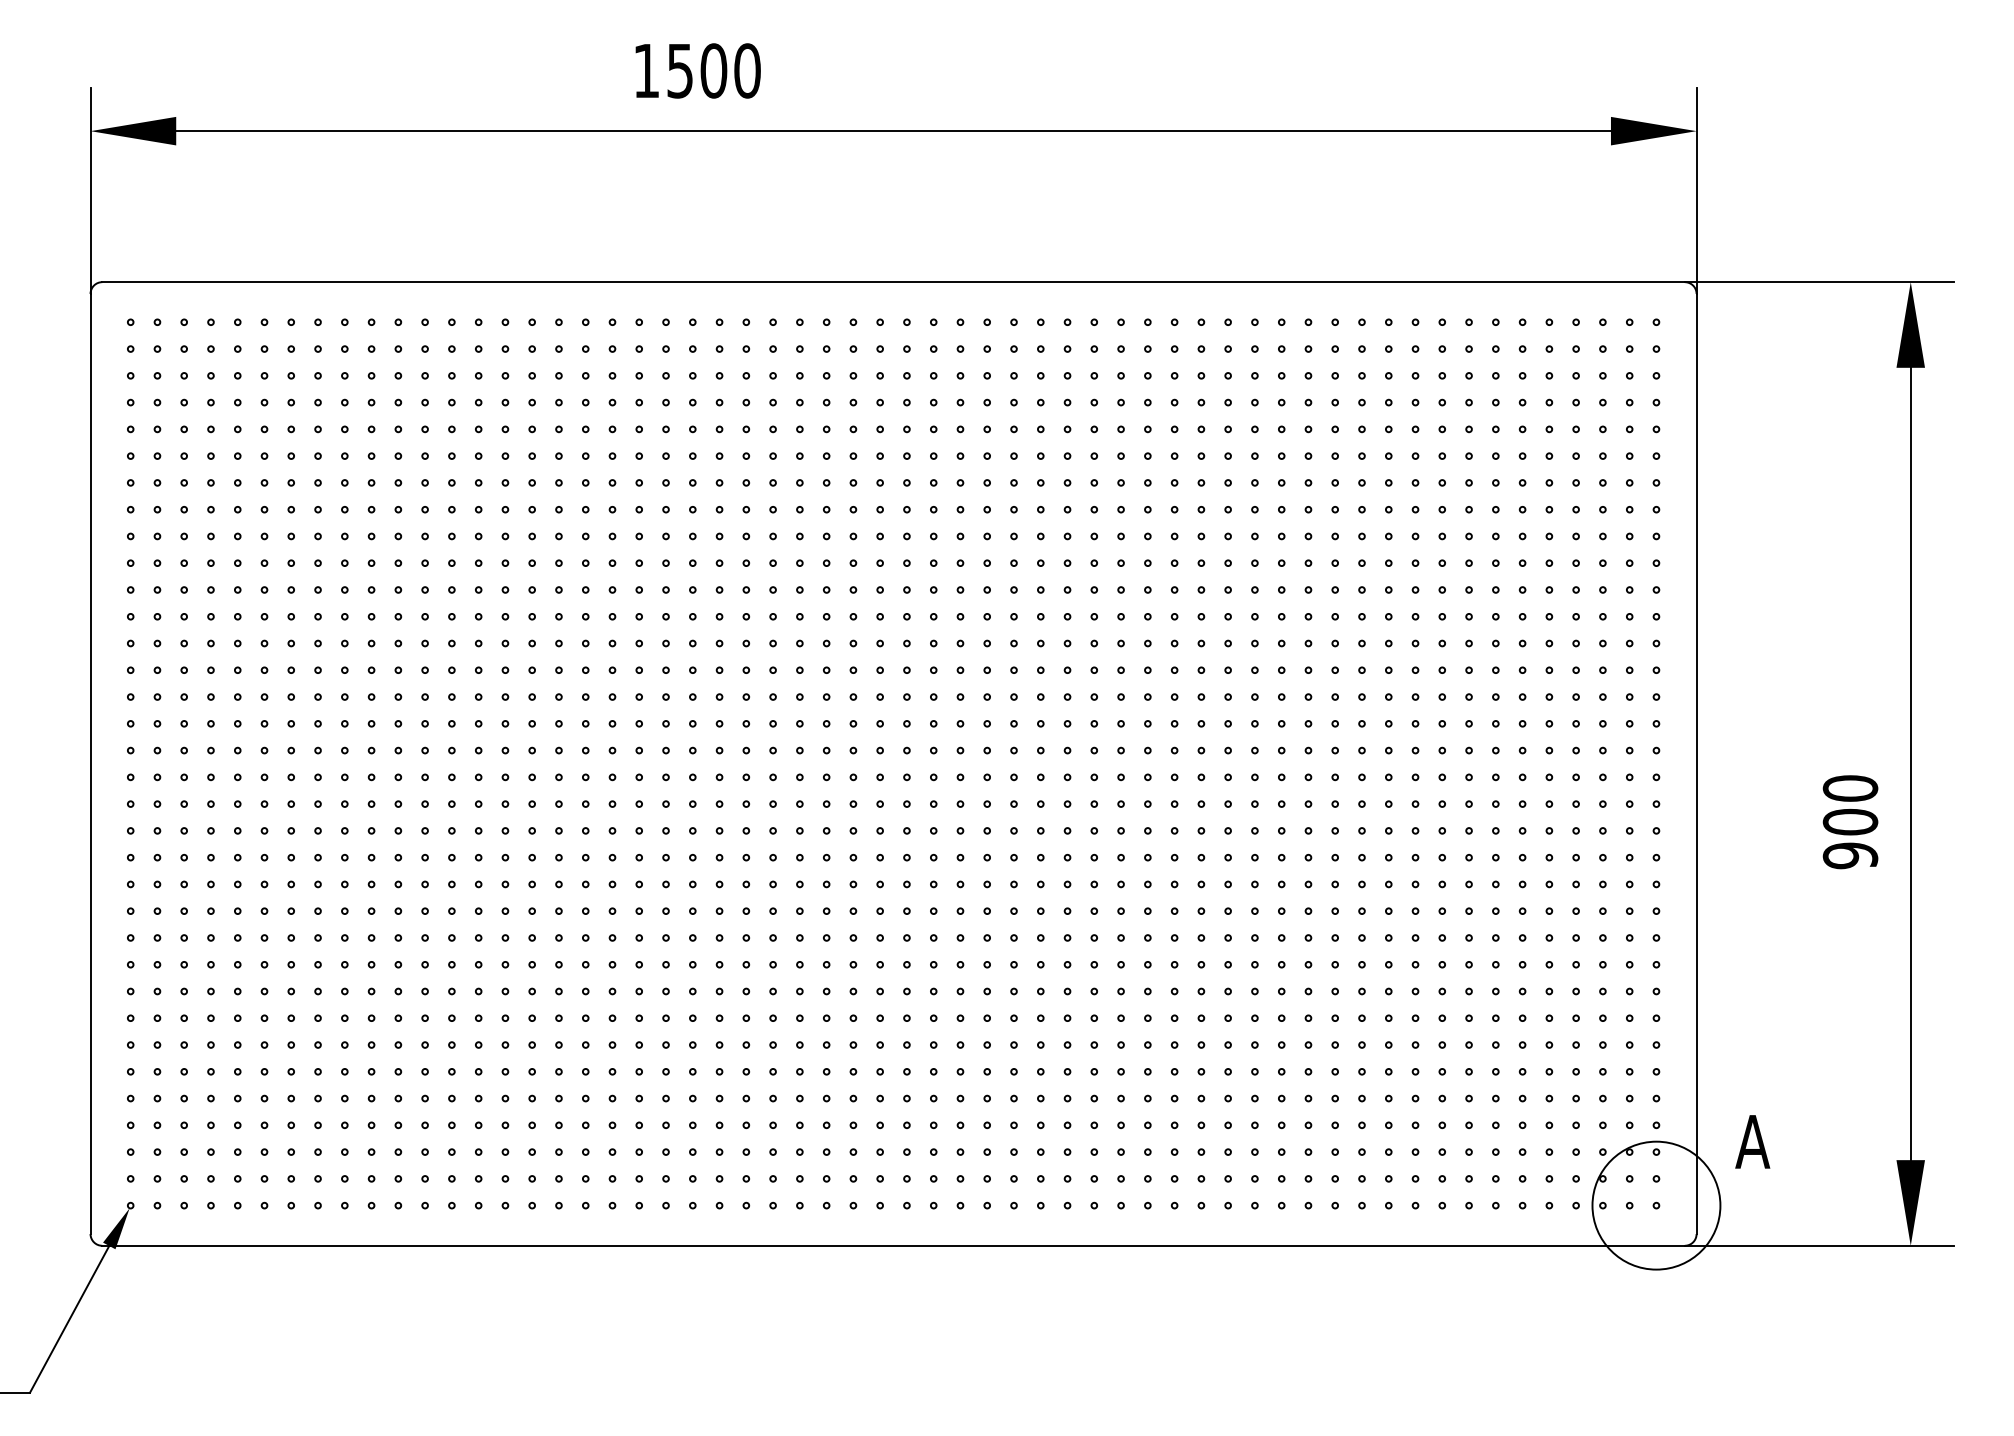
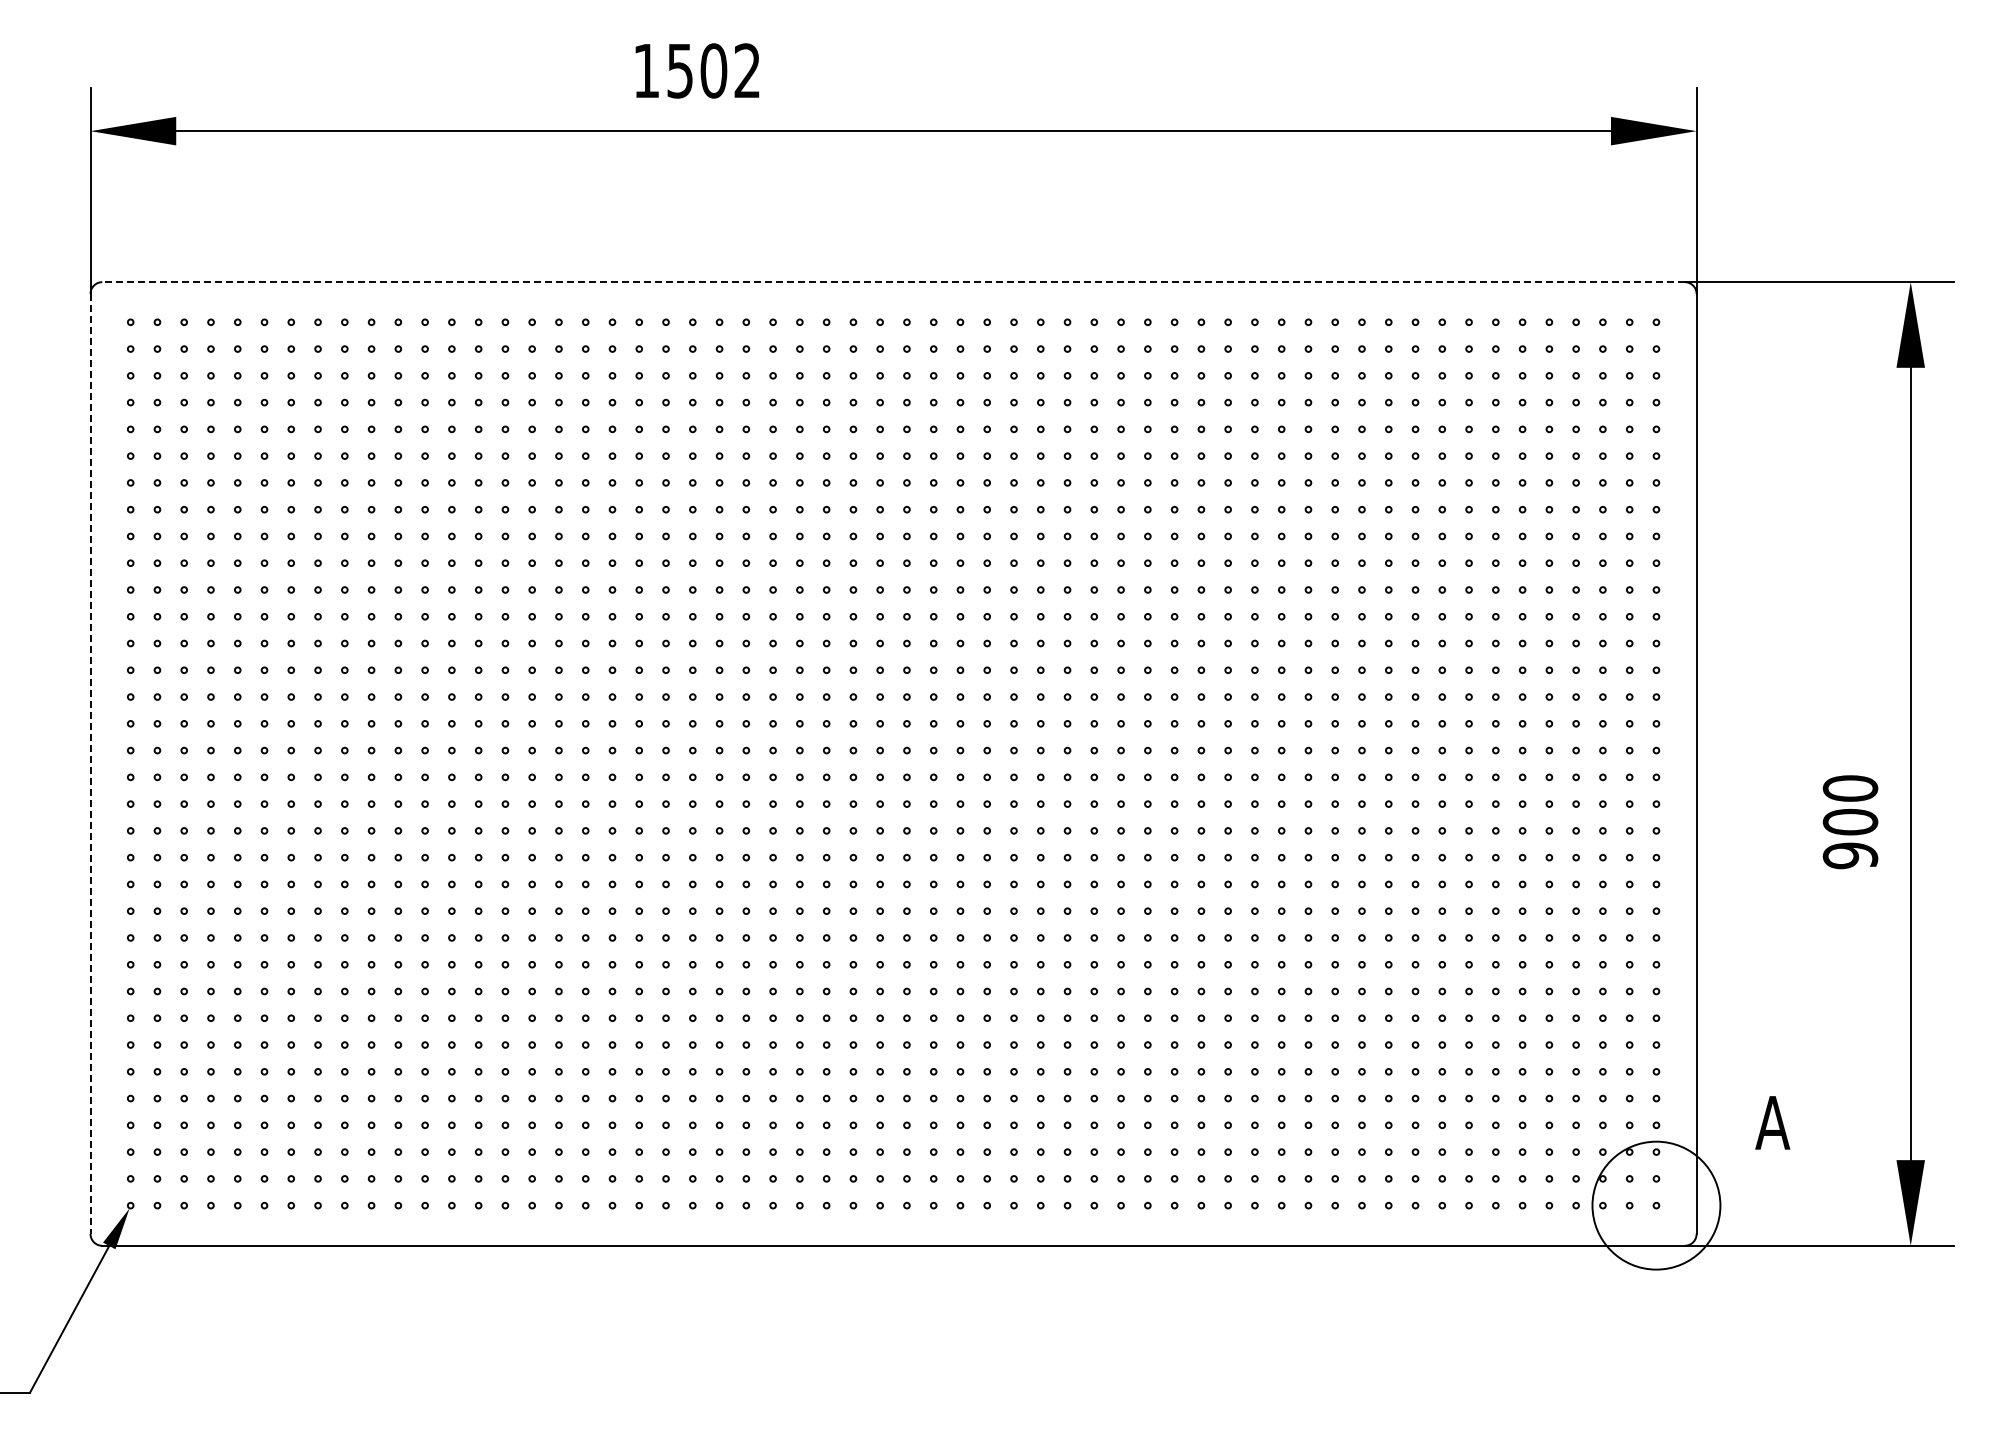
text: 1500 -> 1502 (747, 70)
line: solid -> dashed (893, 282)
line: solid -> dashed (90, 764)
text position: (1752, 1141) -> (1772, 1122) (1772, 1122)
